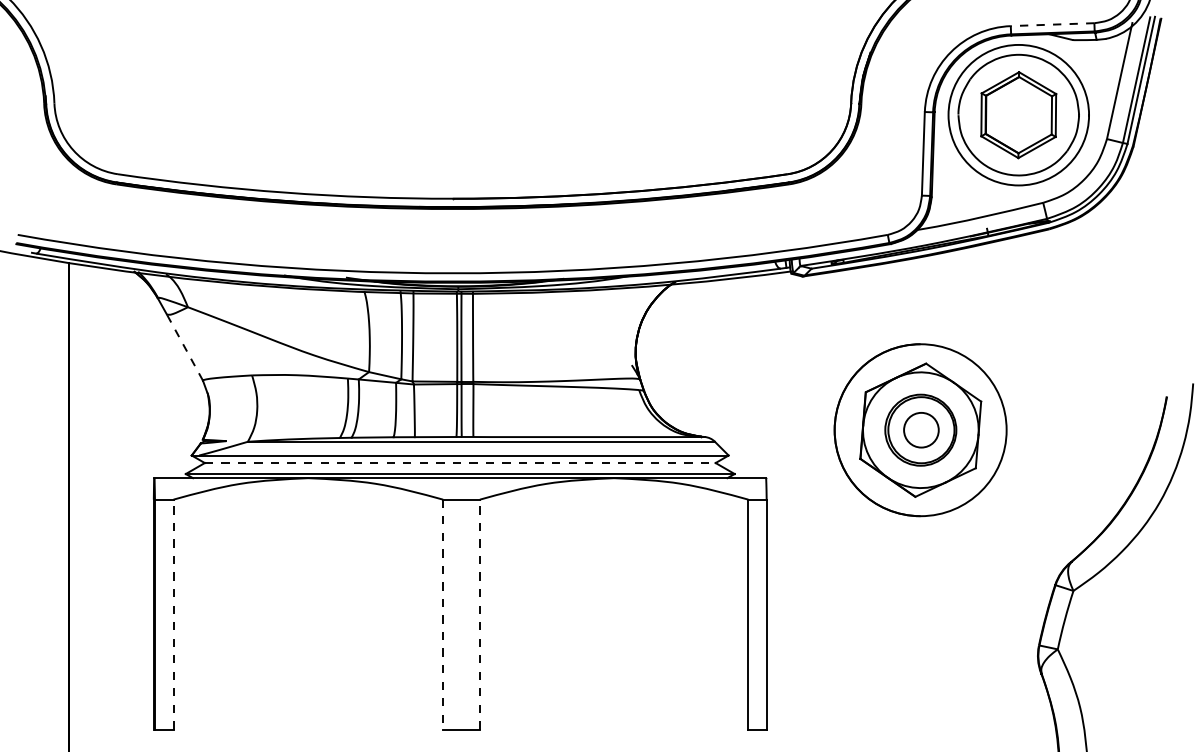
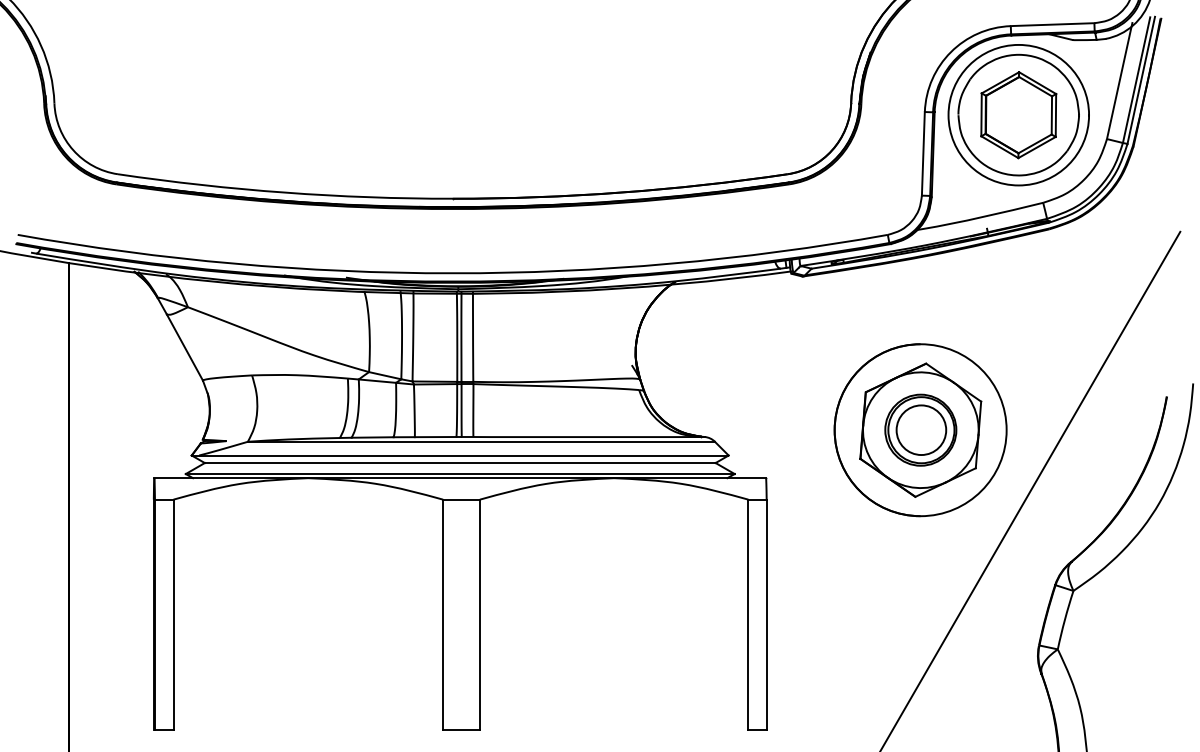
line: dashed -> solid (1052, 24)
line: dashed -> solid (184, 347)
circle diameter: 35 px -> 50 px (921, 430)
line: dashed -> solid (460, 463)
line: none -> present (1030, 489)
line: dashed -> solid (173, 614)
line: dashed -> solid (443, 614)
line: dashed -> solid (479, 614)
